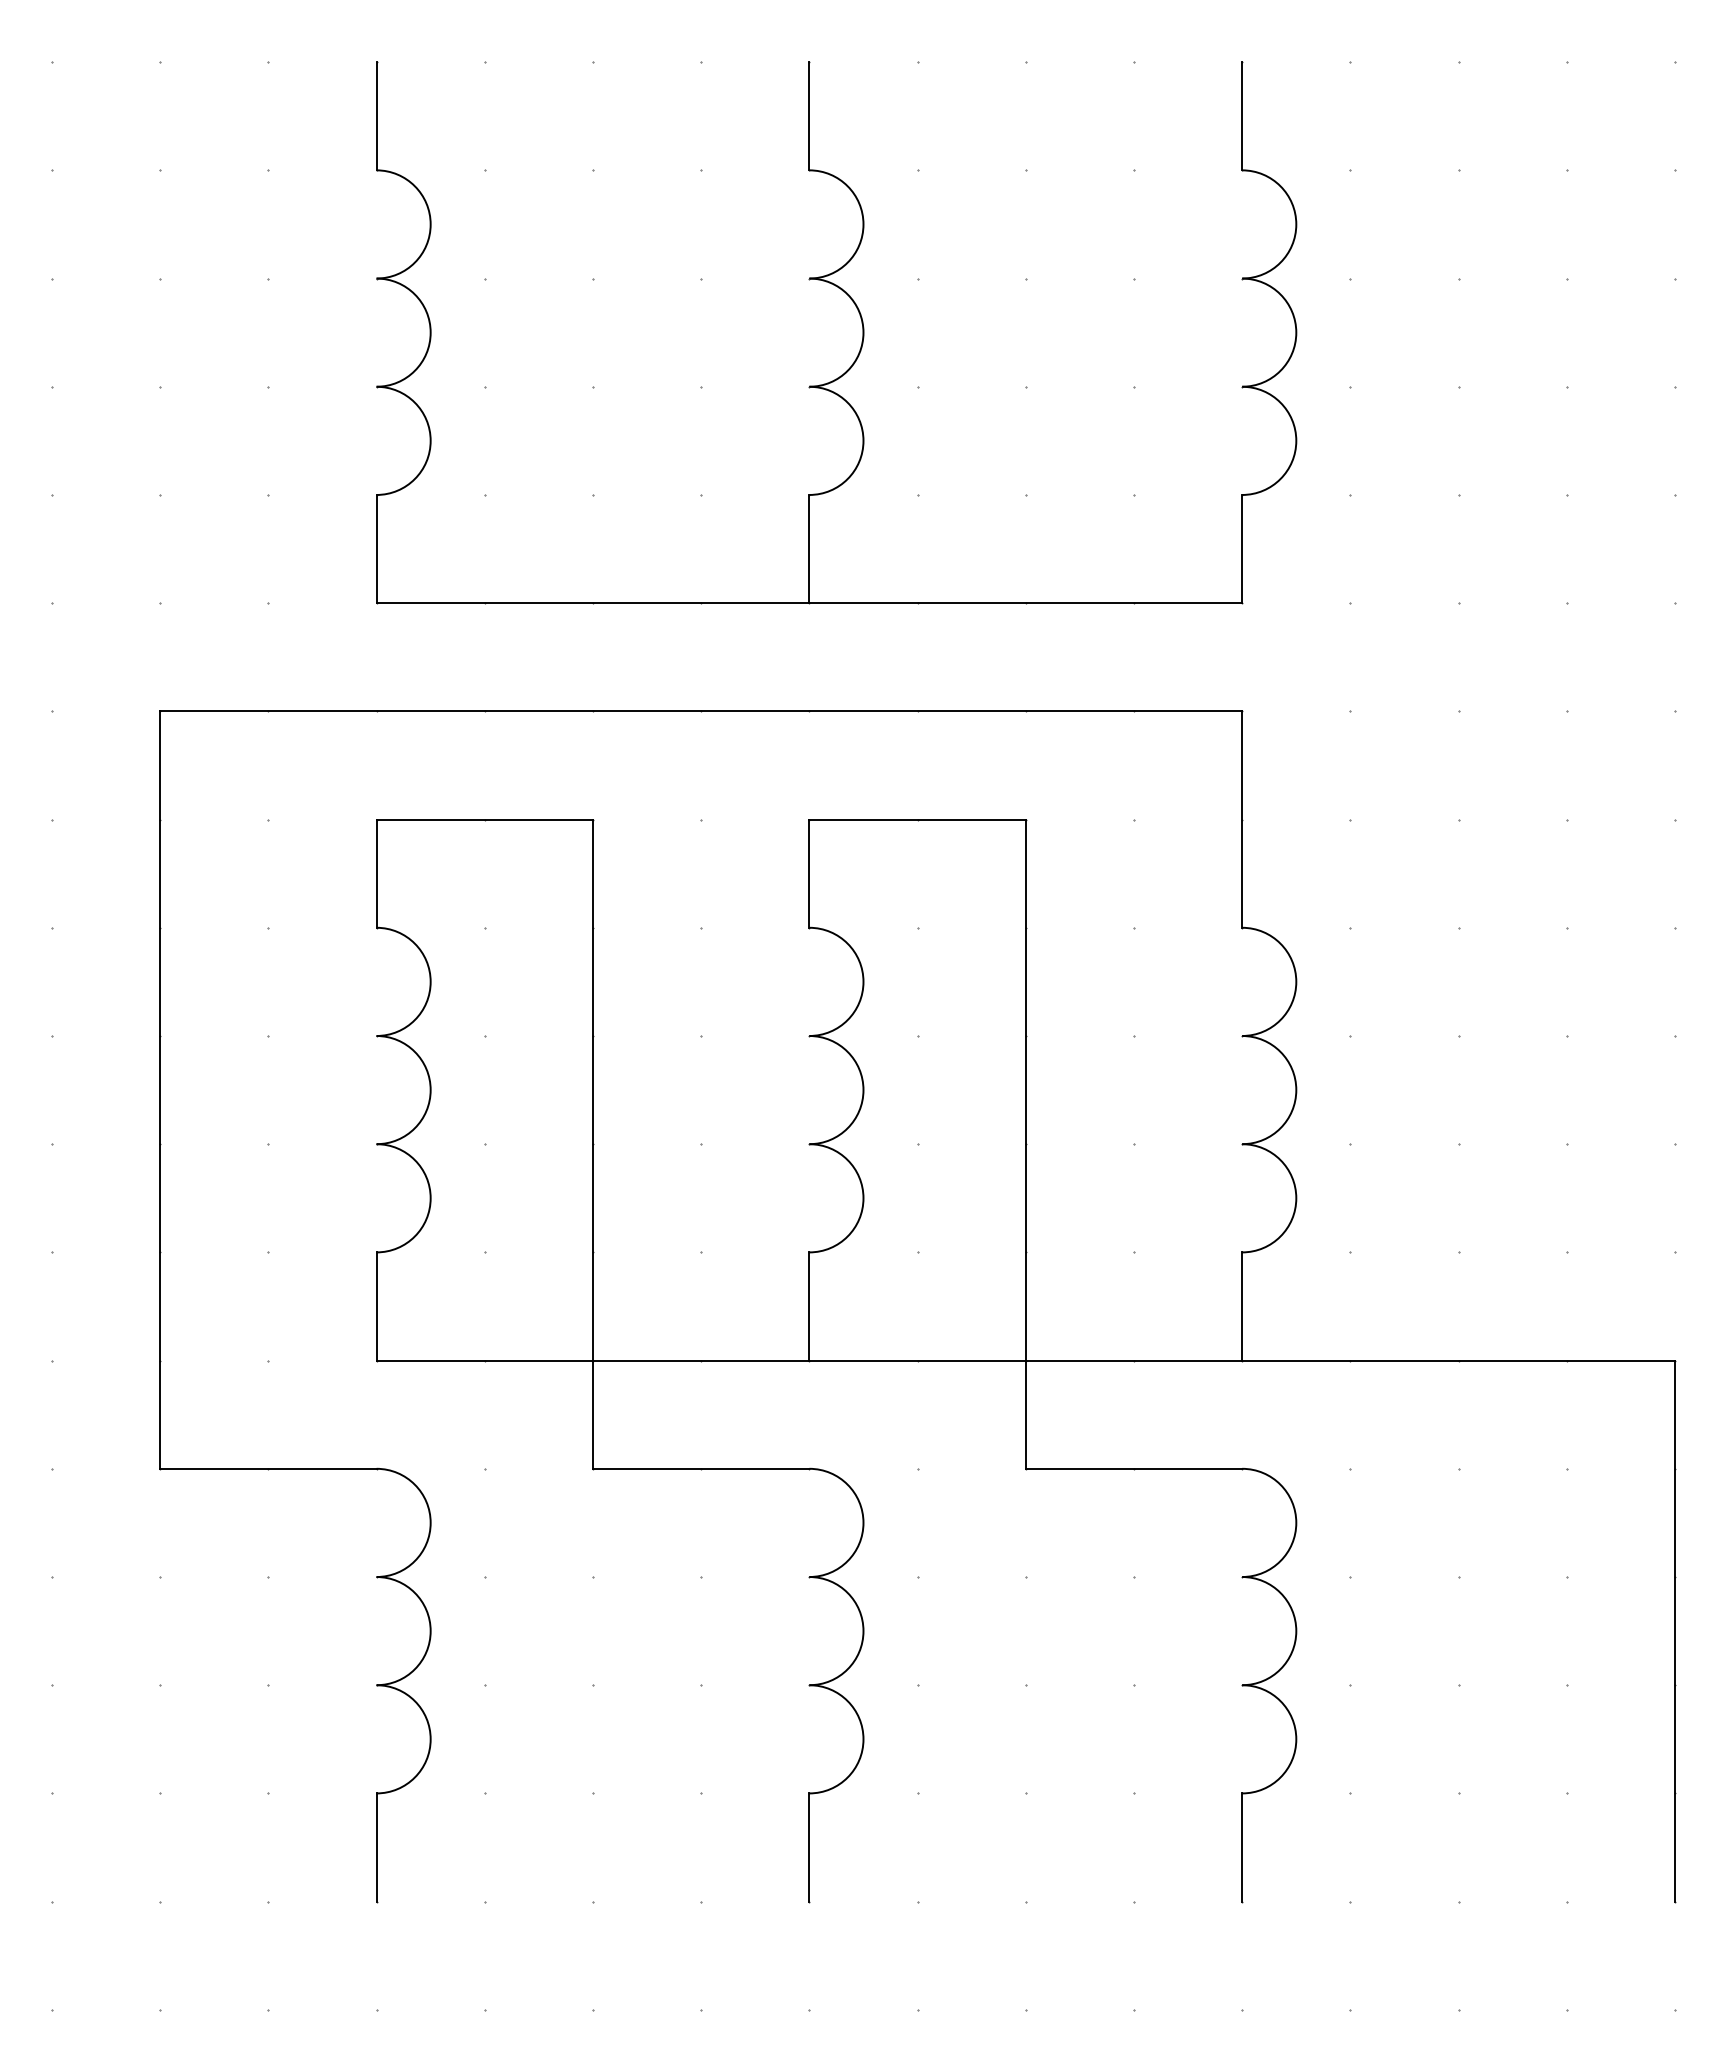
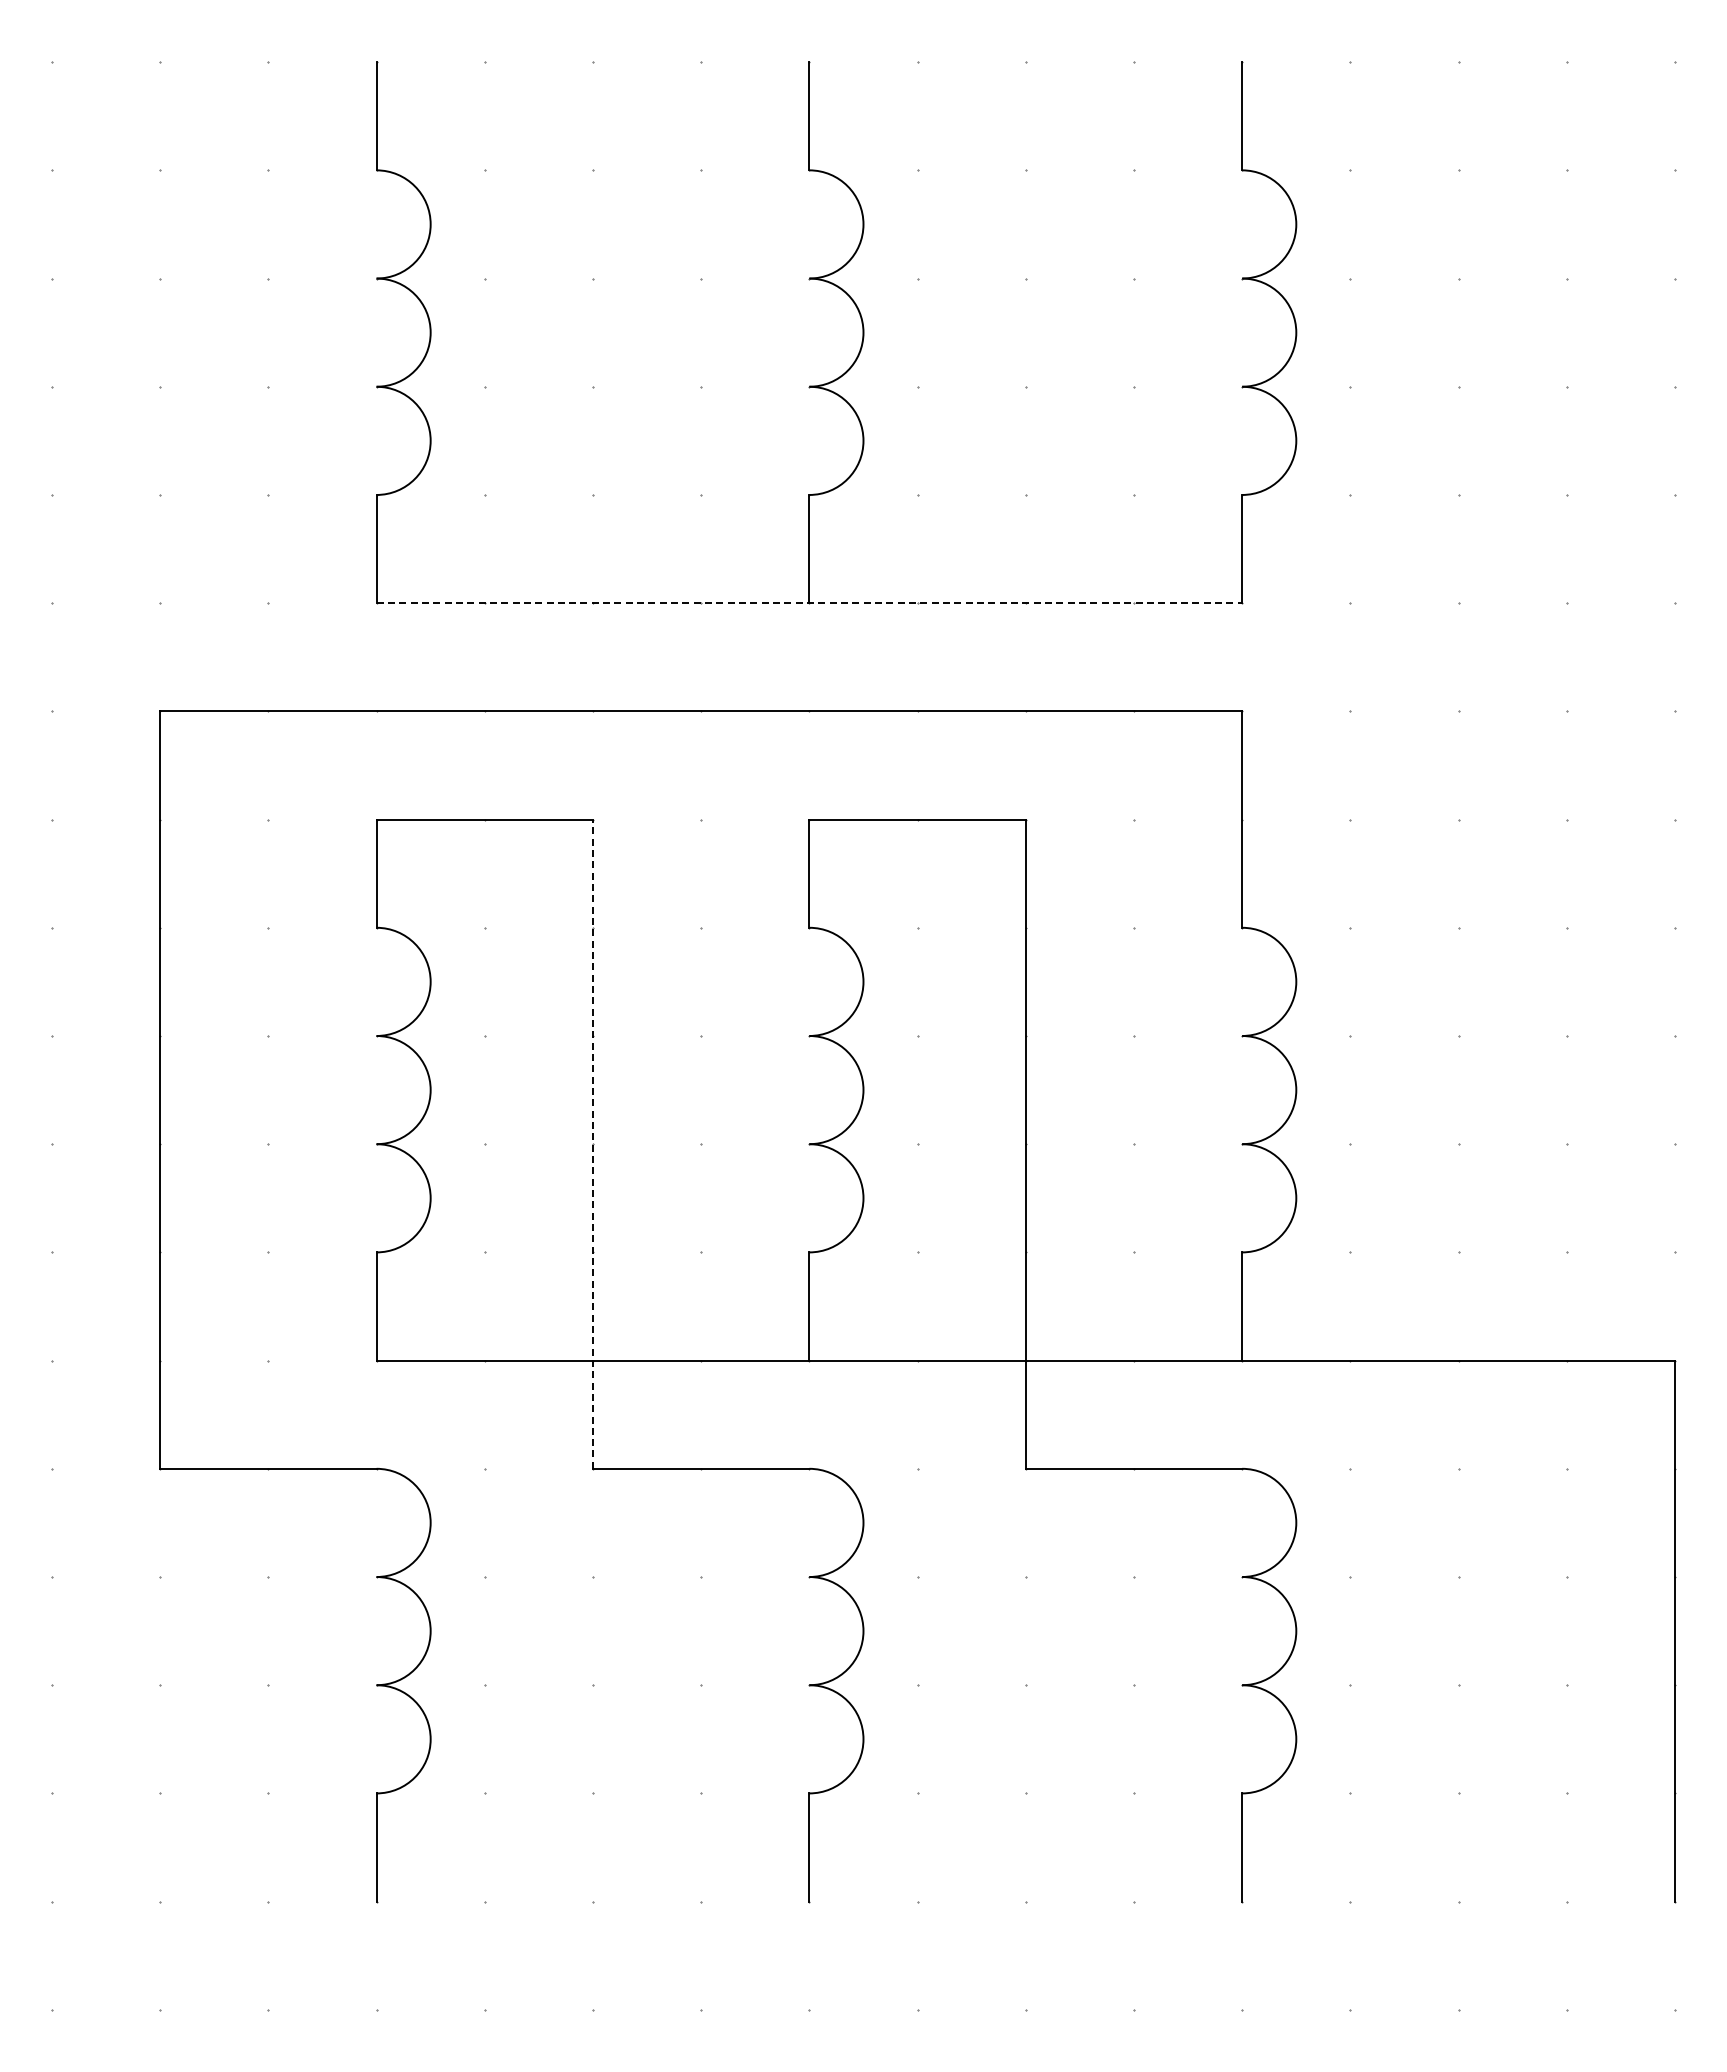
line: solid -> dashed (809, 603)
line: solid -> dashed (592, 1144)
